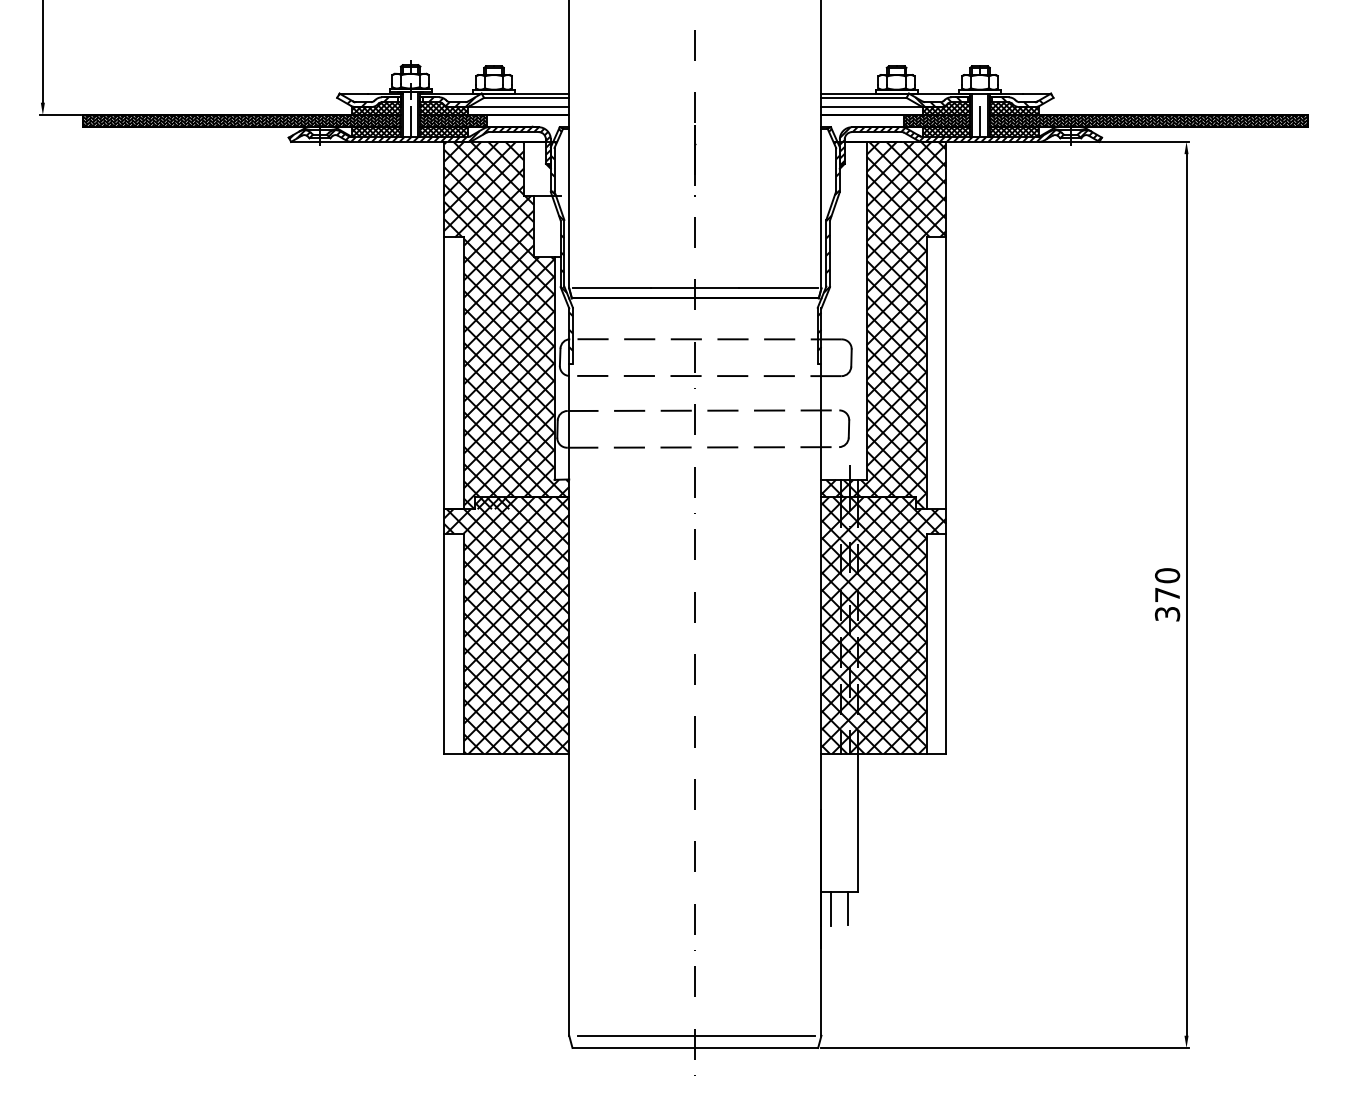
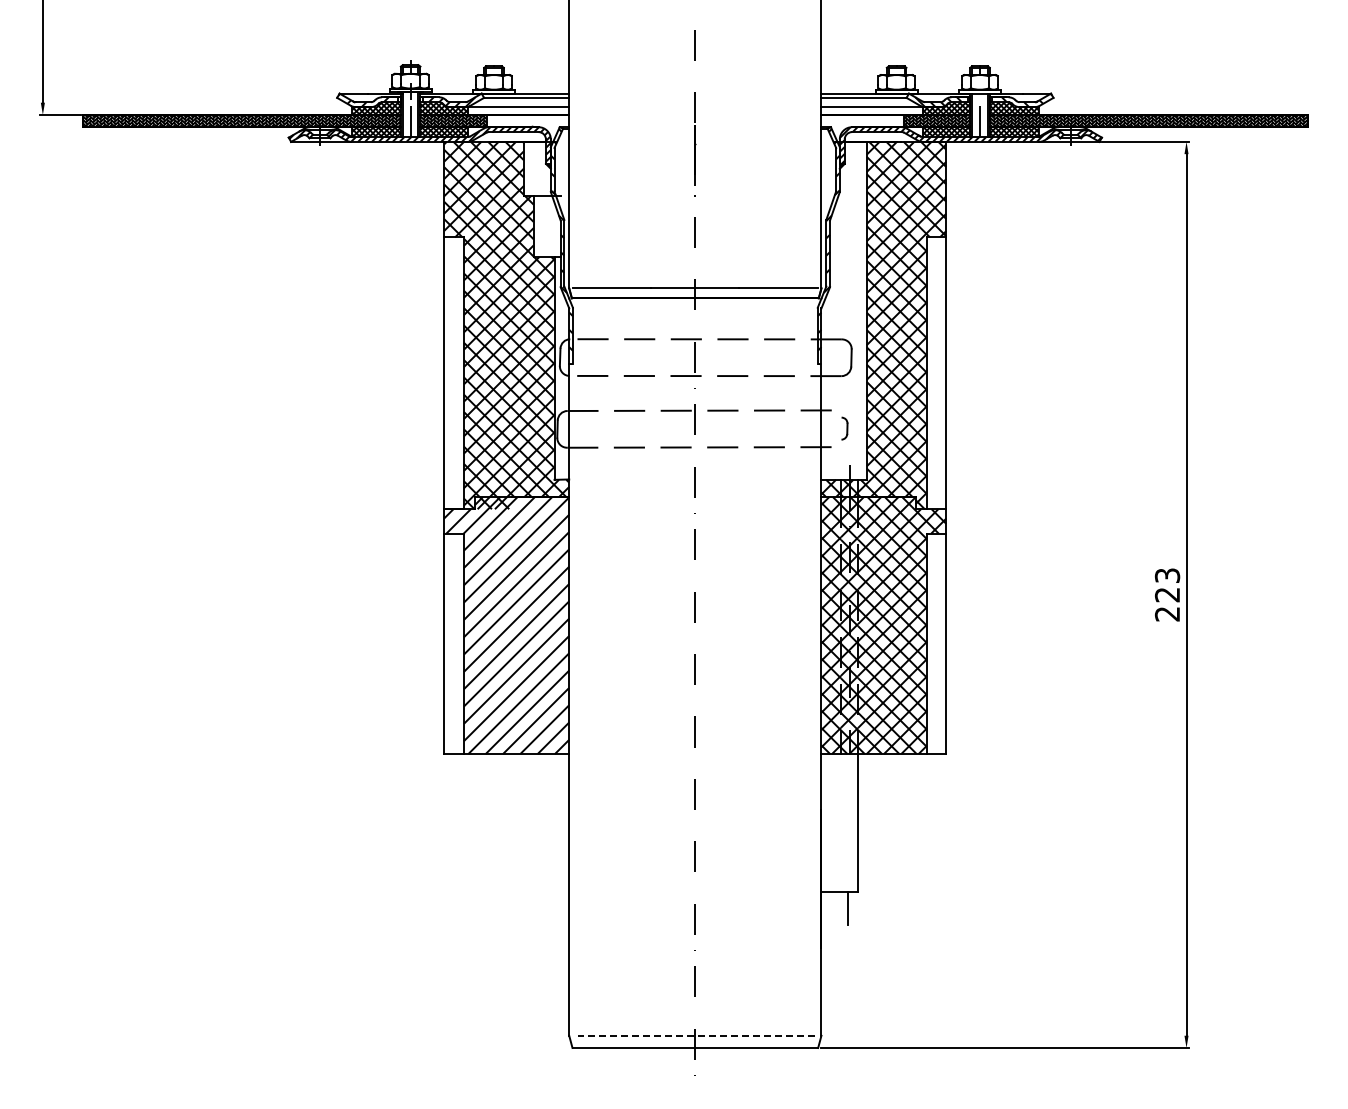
part size: 12x39 px -> 8x25 px (844, 428)
text: 370 -> 223 (1167, 594)
hatch: present -> none (506, 625)
line: present -> none (831, 908)
line: solid -> dashed (696, 1035)
